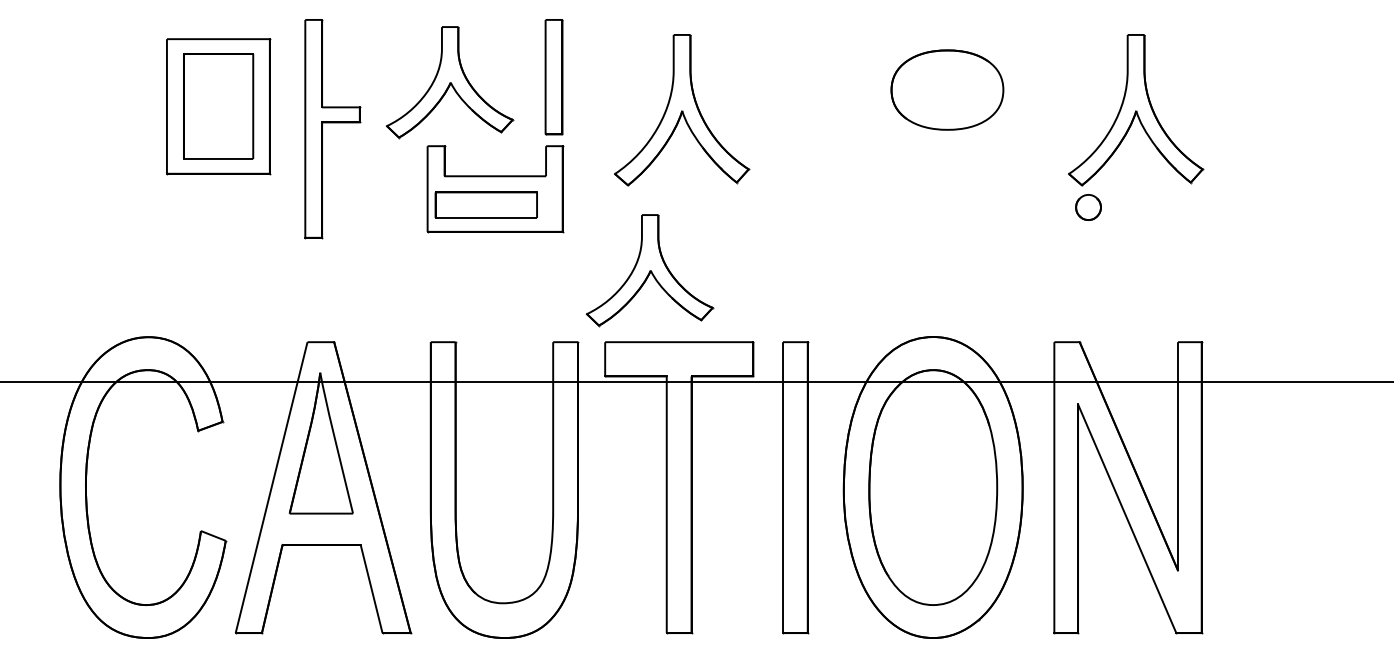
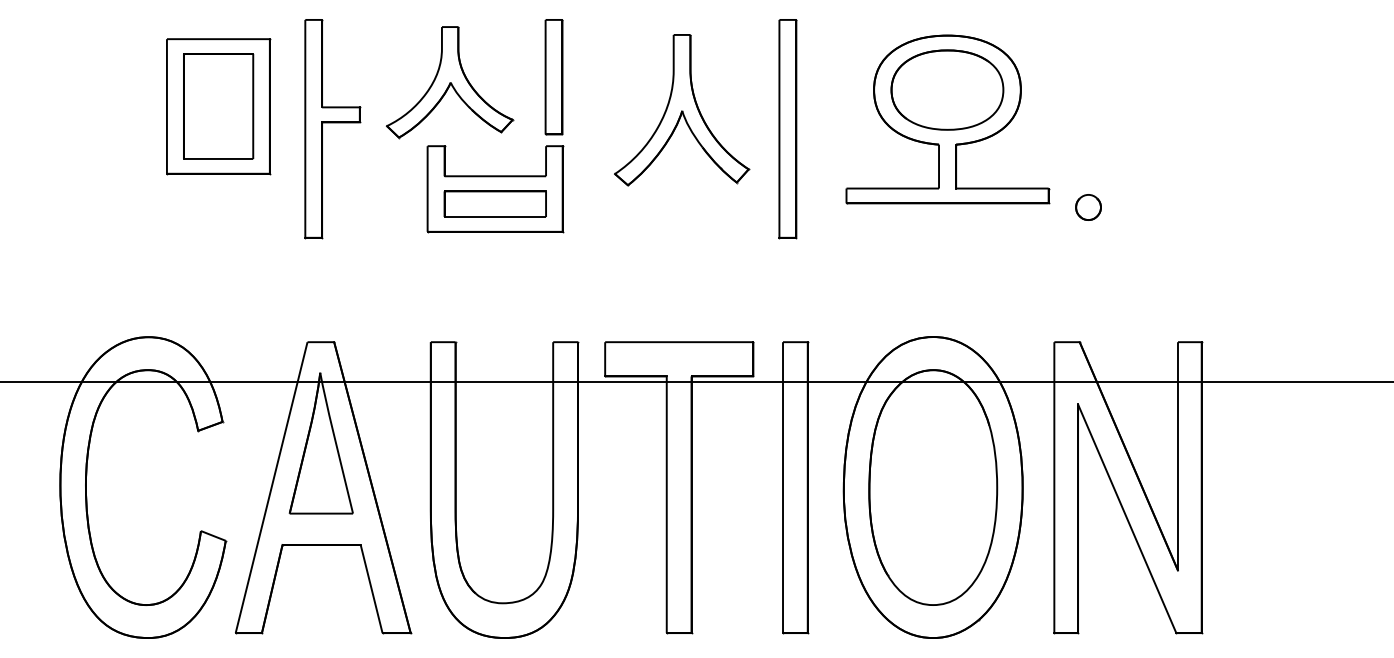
part: present -> none (1136, 110)
part: none -> present (947, 119)
part: none -> present (787, 129)
part position: (485, 204) -> (494, 203) (494, 203)
part: present -> none (650, 270)
